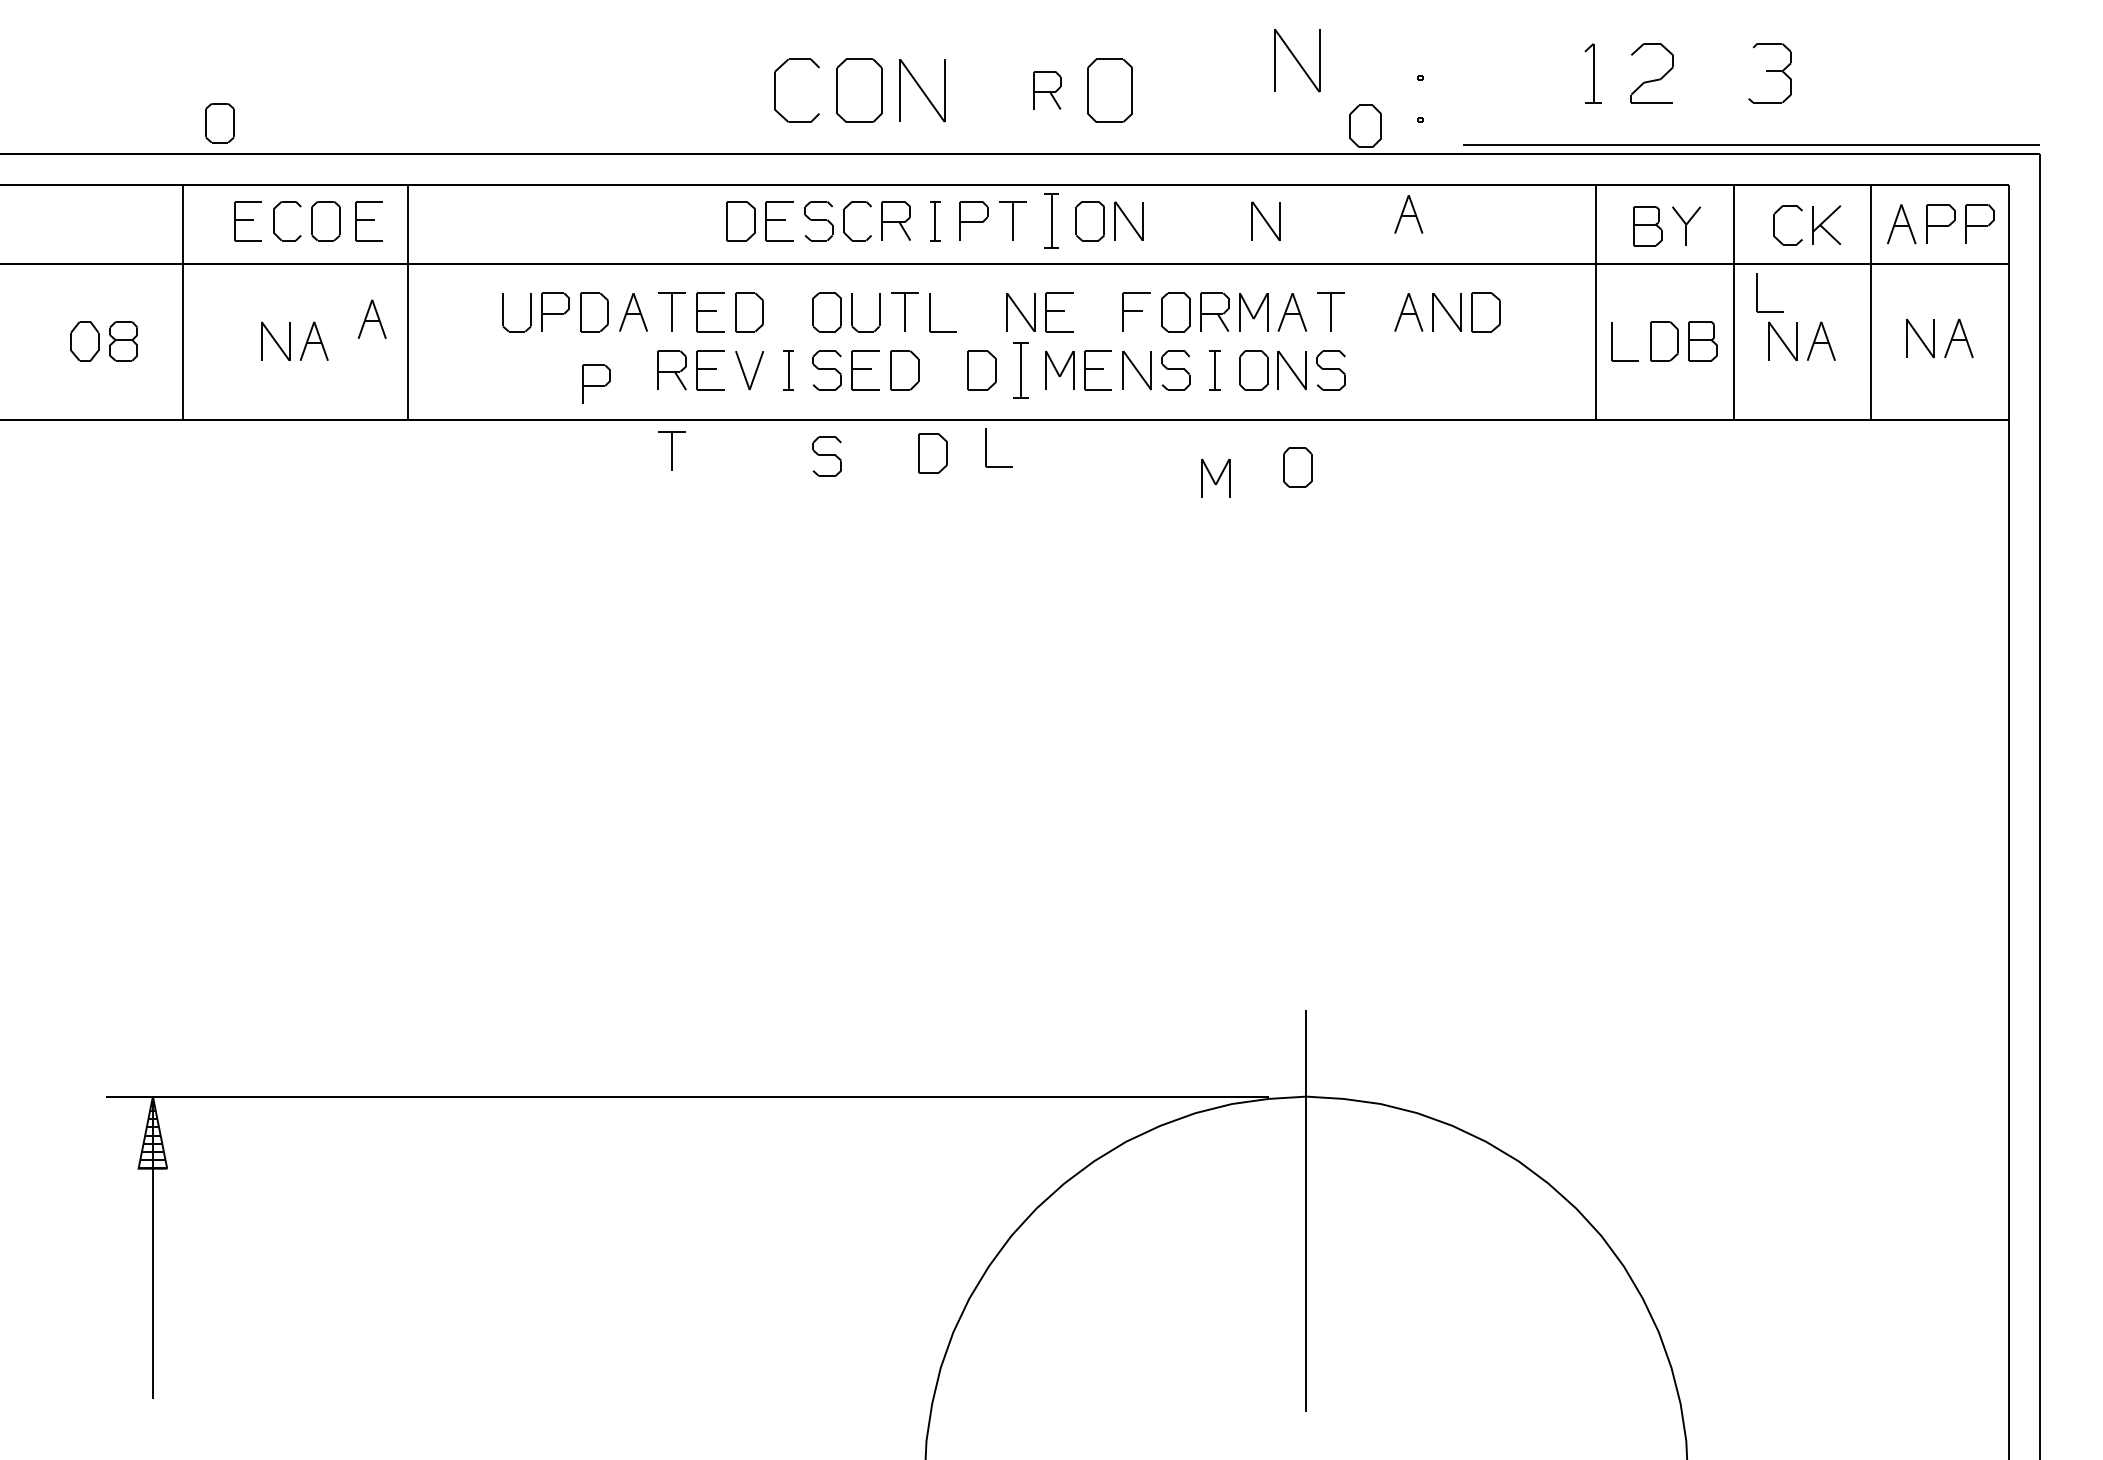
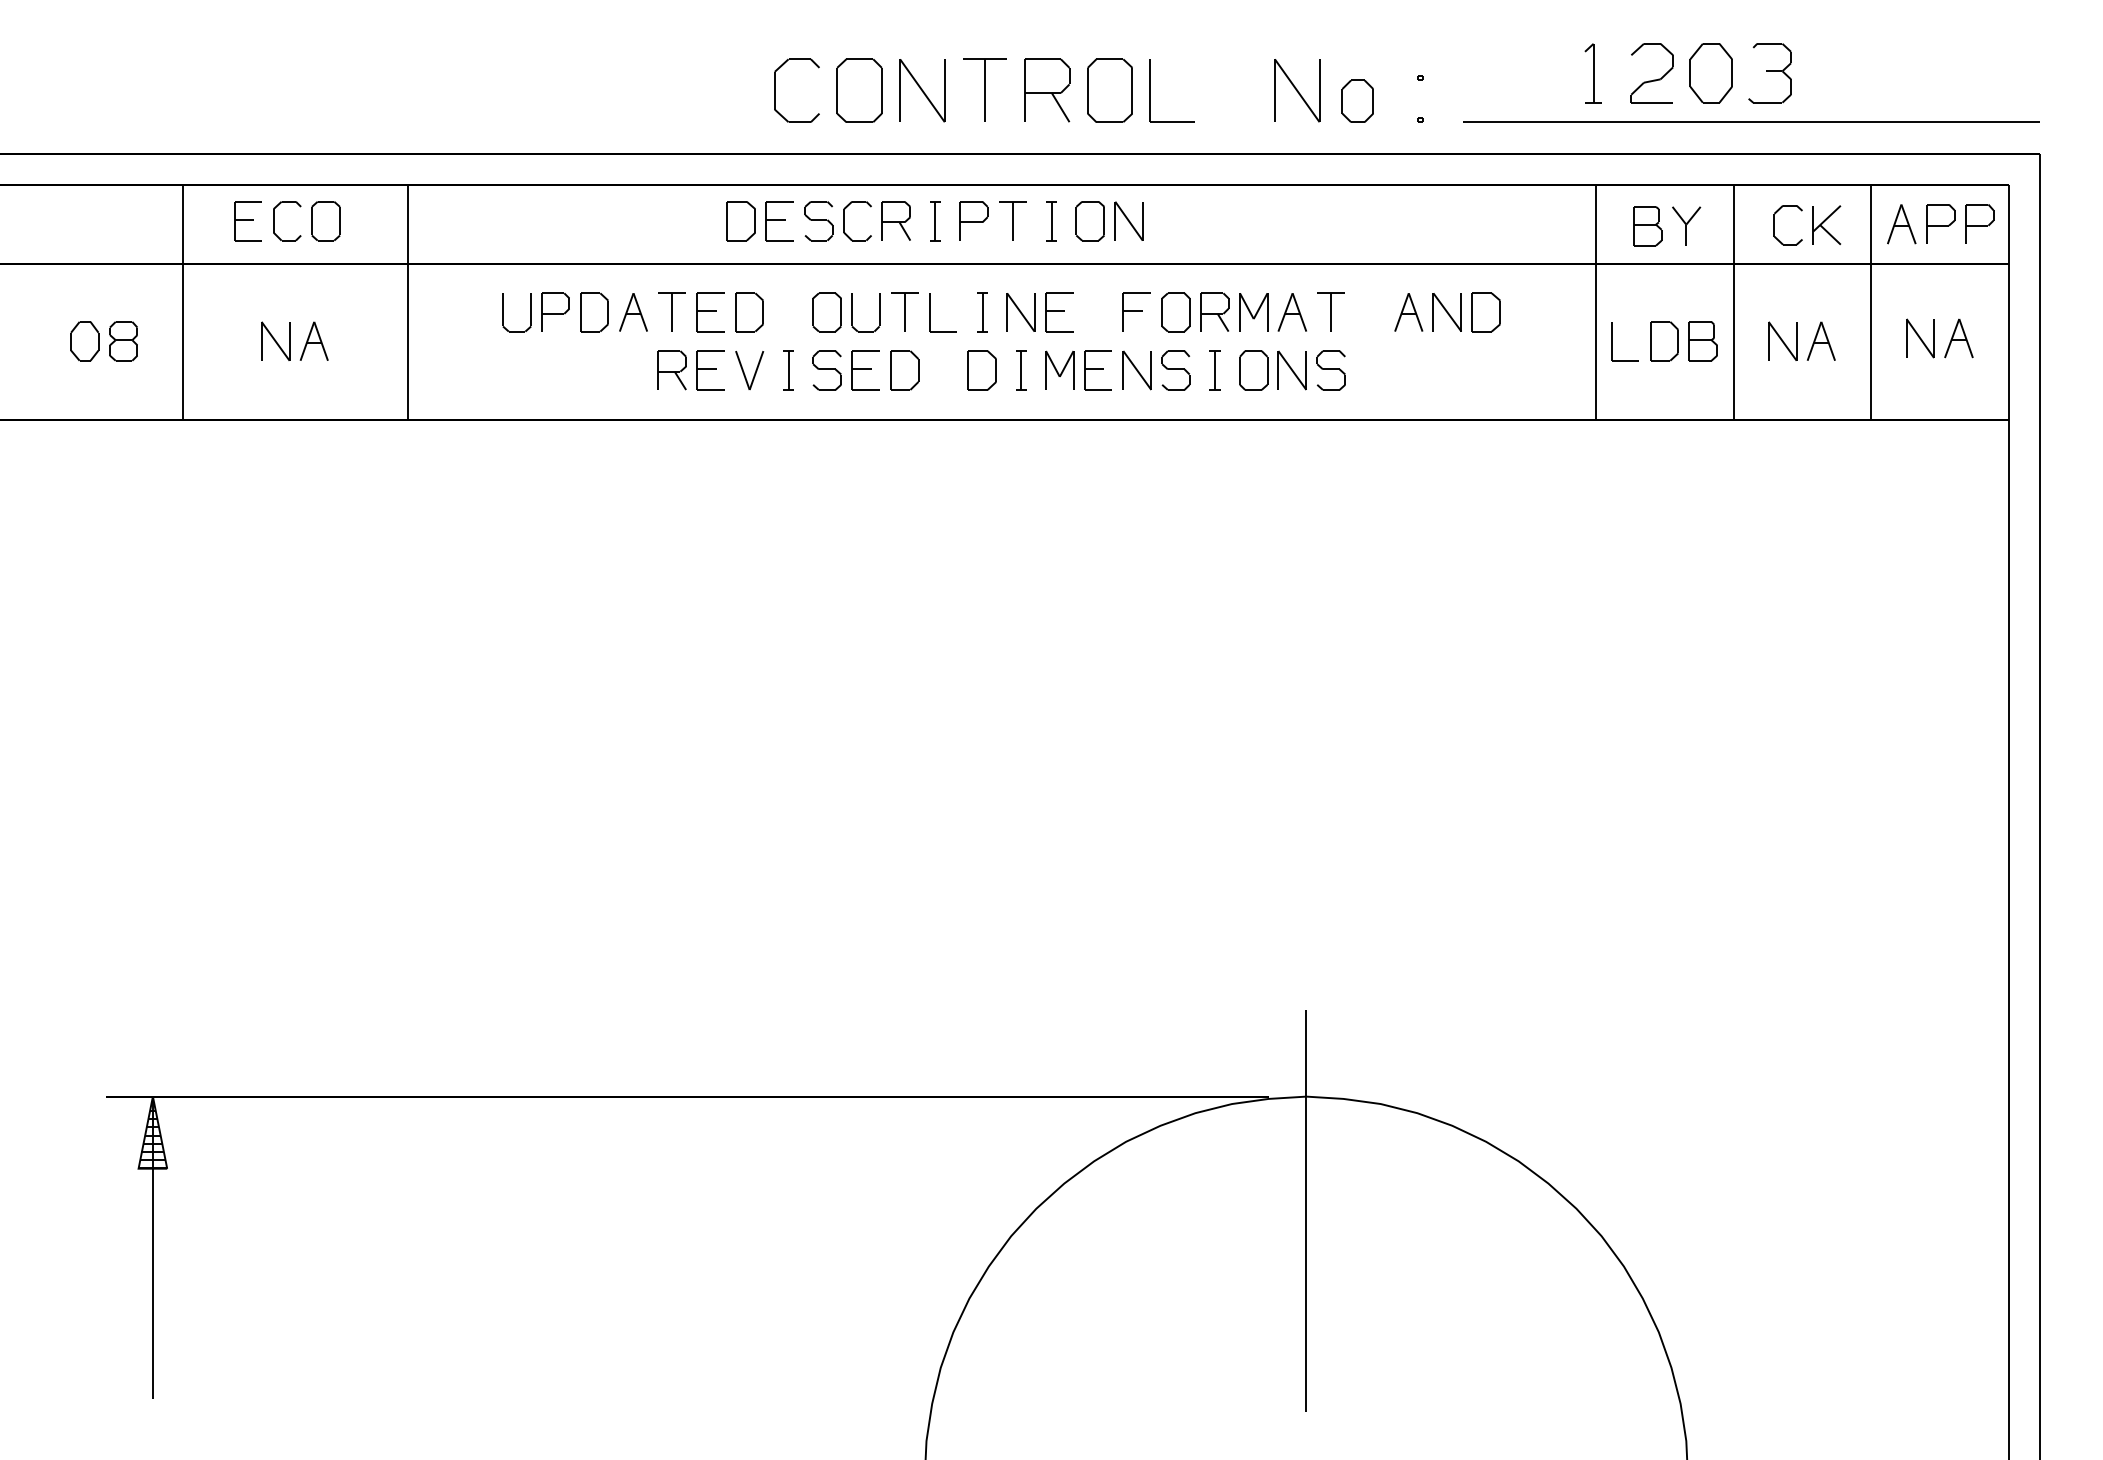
part position: (1297, 60) -> (1297, 90) (1297, 90)
part: none -> present (1710, 73)
part: none -> present (984, 89)
part size: 29x39 px -> 47x65 px (1047, 90)
part: none -> present (1150, 90)
part: present -> none (219, 123)
part position: (1365, 125) -> (1357, 100) (1357, 100)
line position: (1751, 144) -> (1751, 121) (1751, 121)
part: present -> none (1408, 214)
part size: 15x56 px -> 11x41 px (1051, 221)
part: present -> none (1265, 220)
part: present -> none (368, 221)
part: present -> none (1757, 292)
part: none -> present (982, 312)
part: present -> none (371, 318)
part size: 16x57 px -> 11x41 px (1021, 370)
part: present -> none (596, 383)
part: present -> none (986, 447)
part: present -> none (671, 450)
part: present -> none (932, 453)
part: present -> none (826, 456)
part: present -> none (1297, 467)
part: present -> none (1215, 477)
